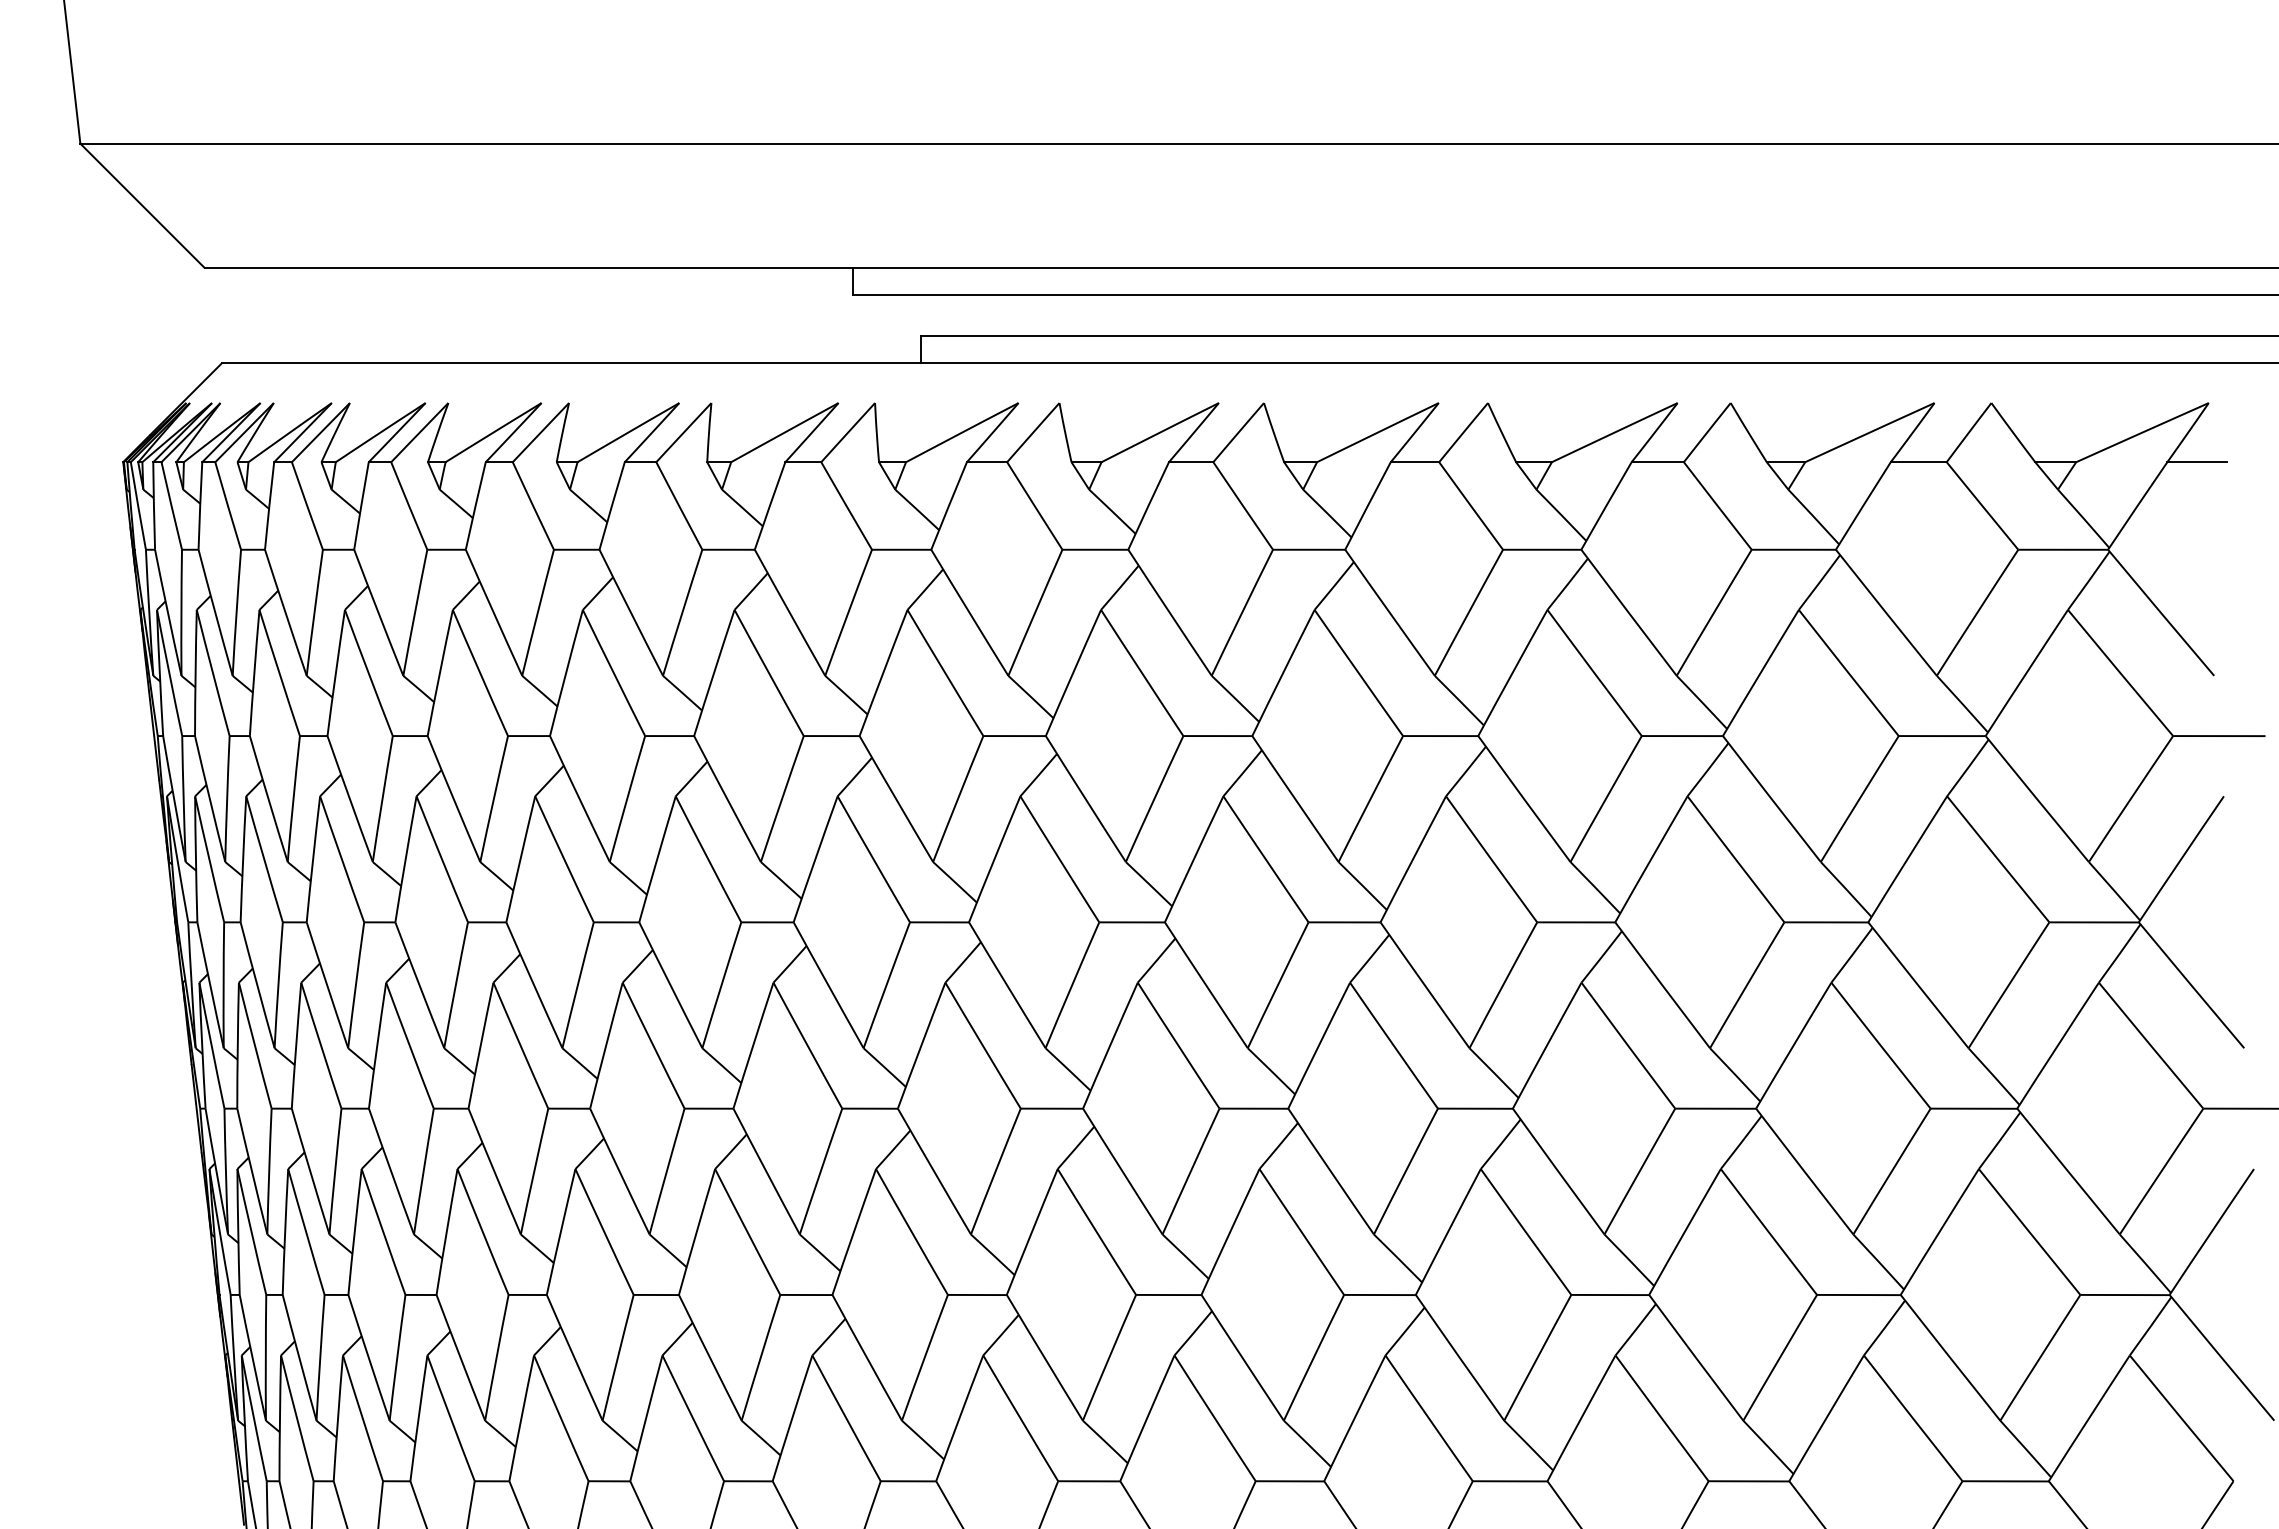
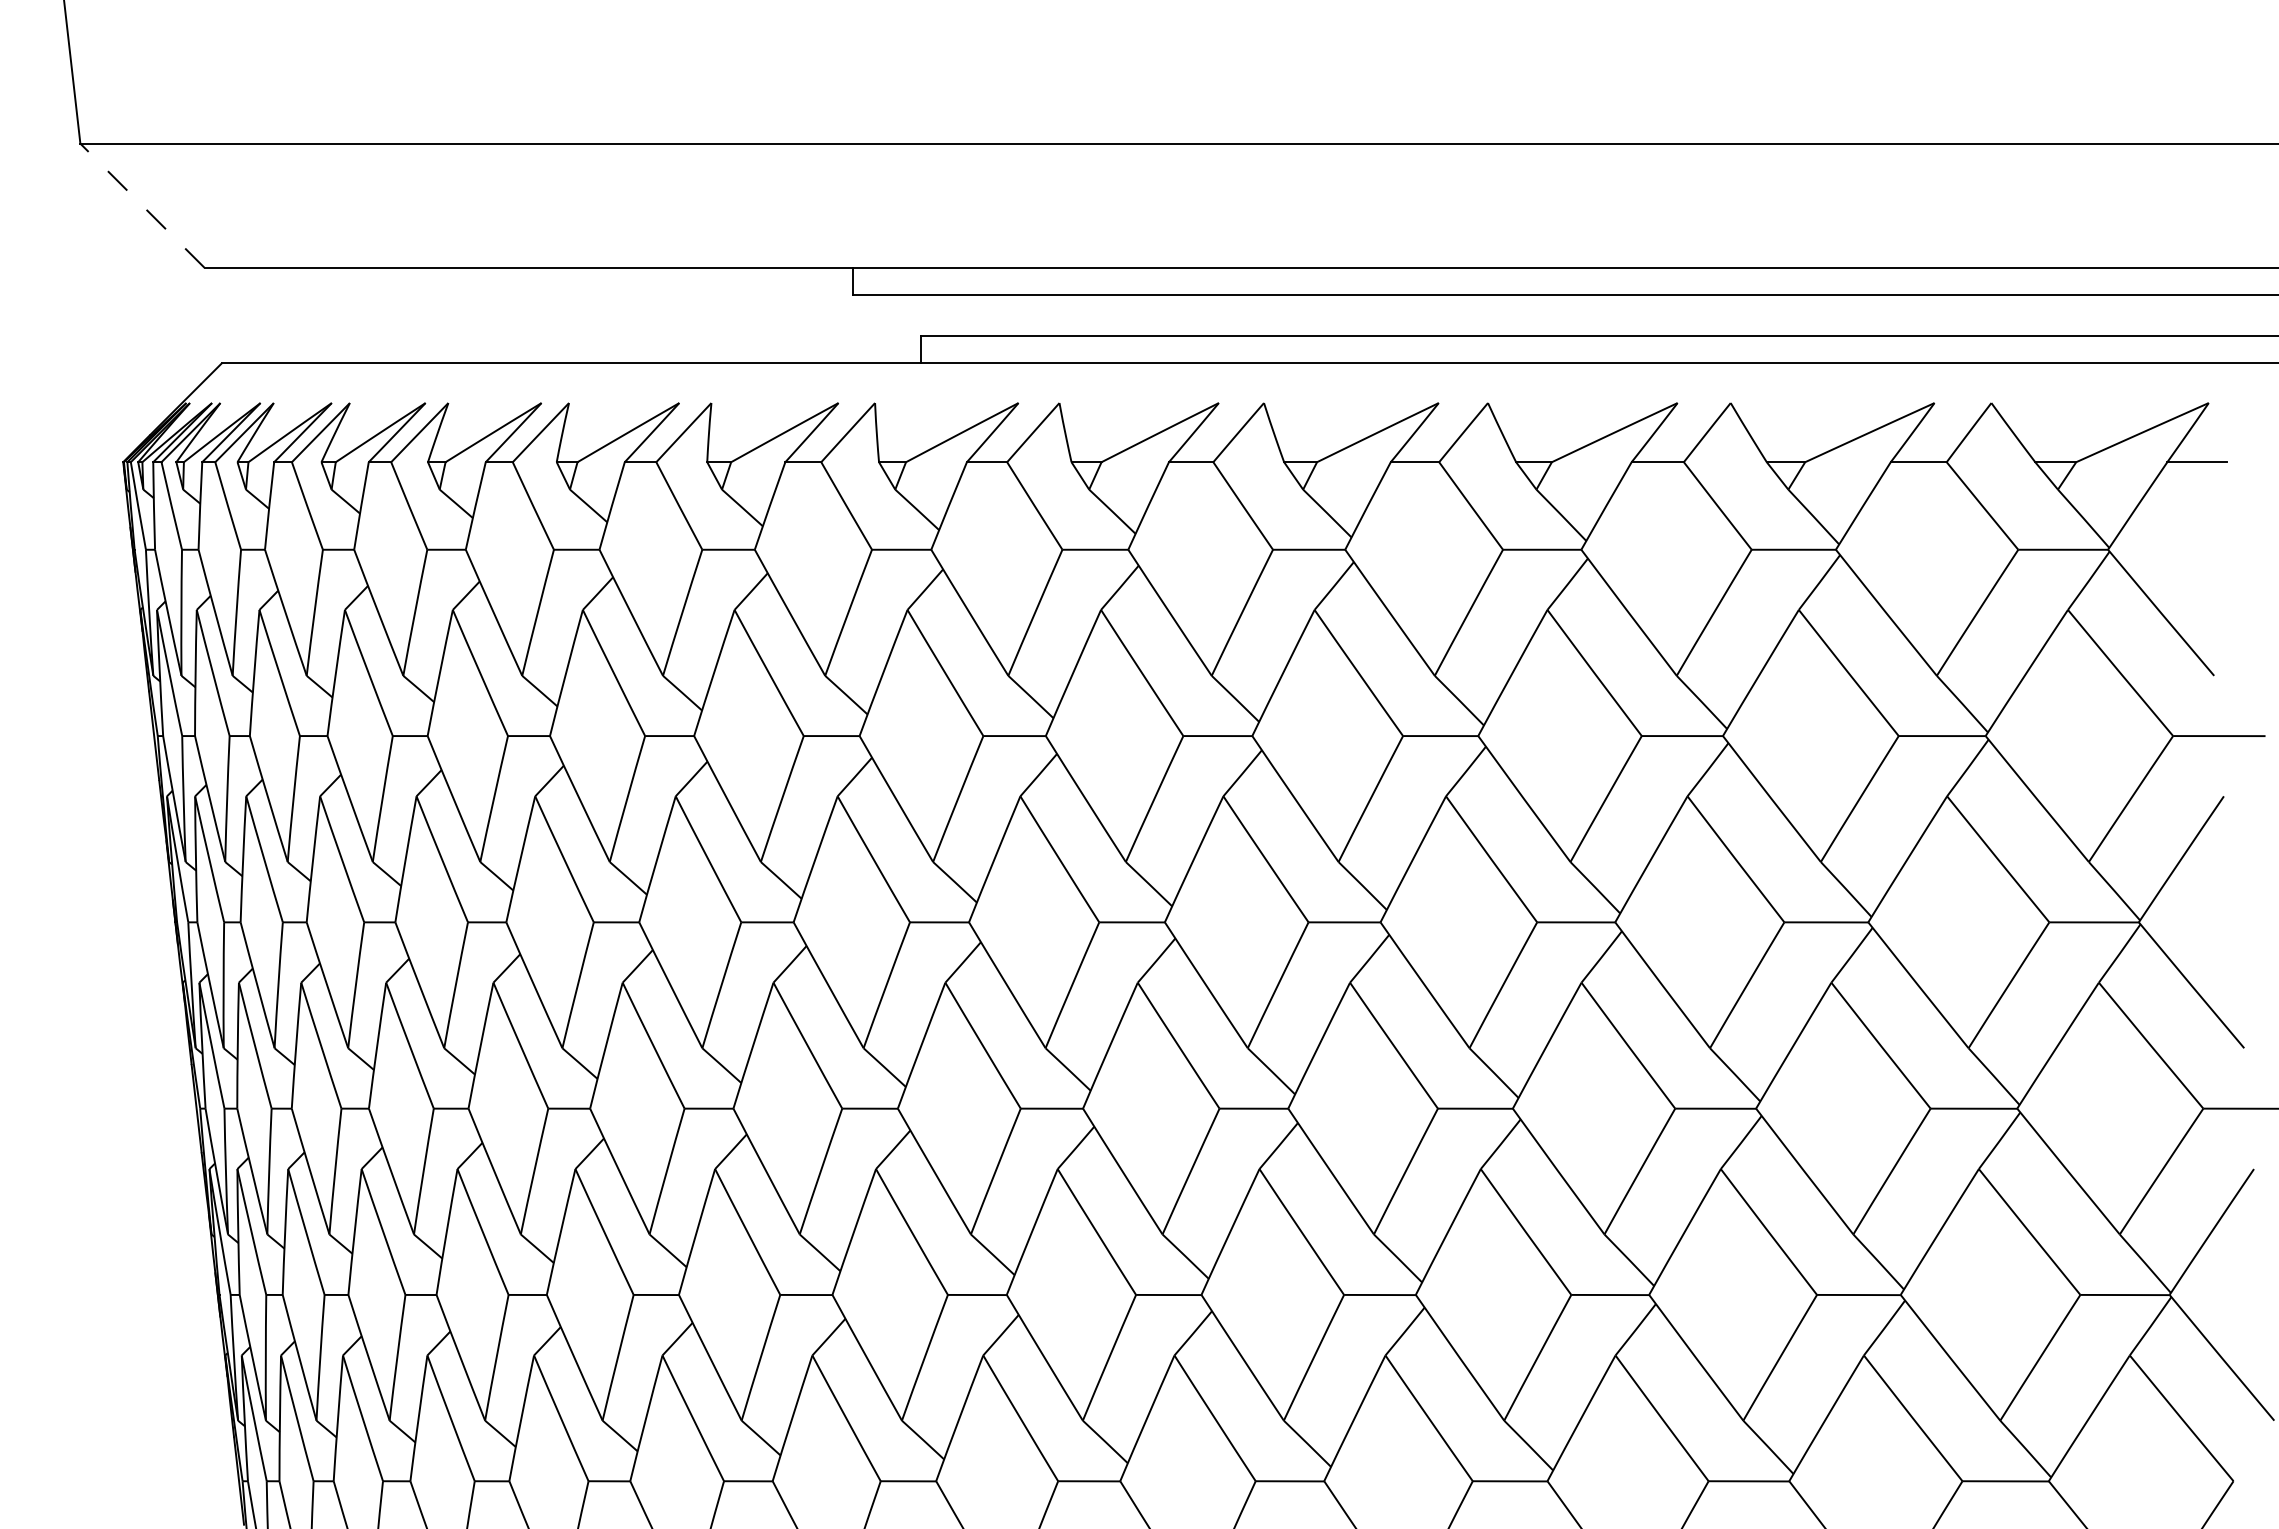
line: solid -> dashed (142, 205)
